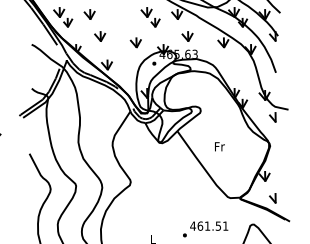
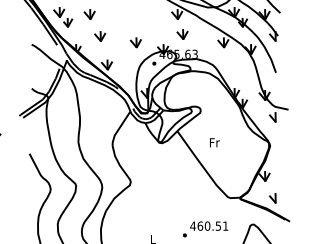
part: present -> none (150, 17)
part position: (187, 36) -> (182, 34) (182, 34)
text position: (219, 146) -> (214, 142) (214, 142)
text: 461.51 -> 460.51 (207, 225)
